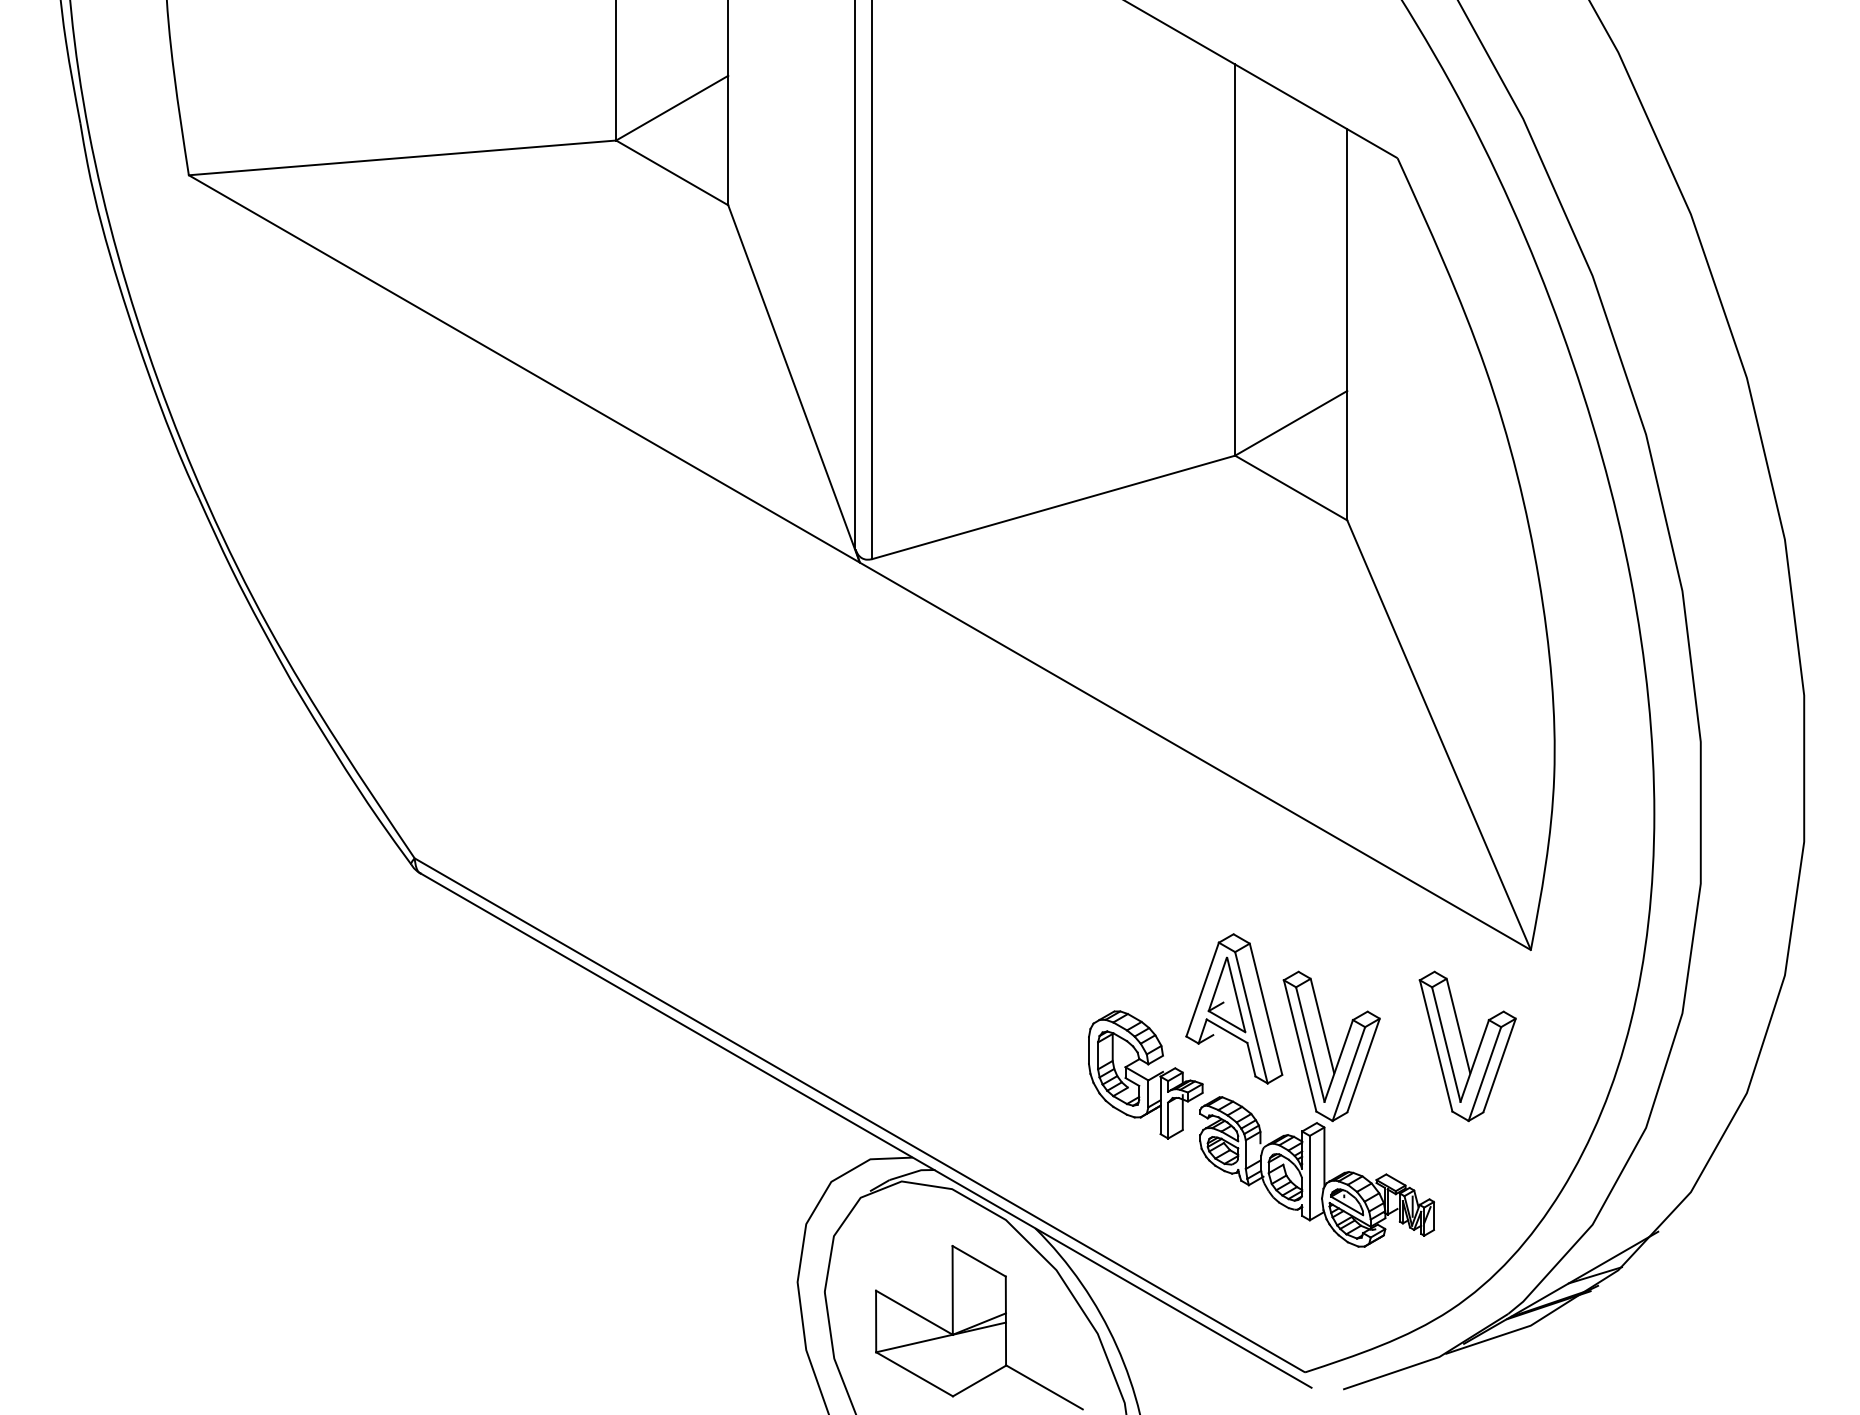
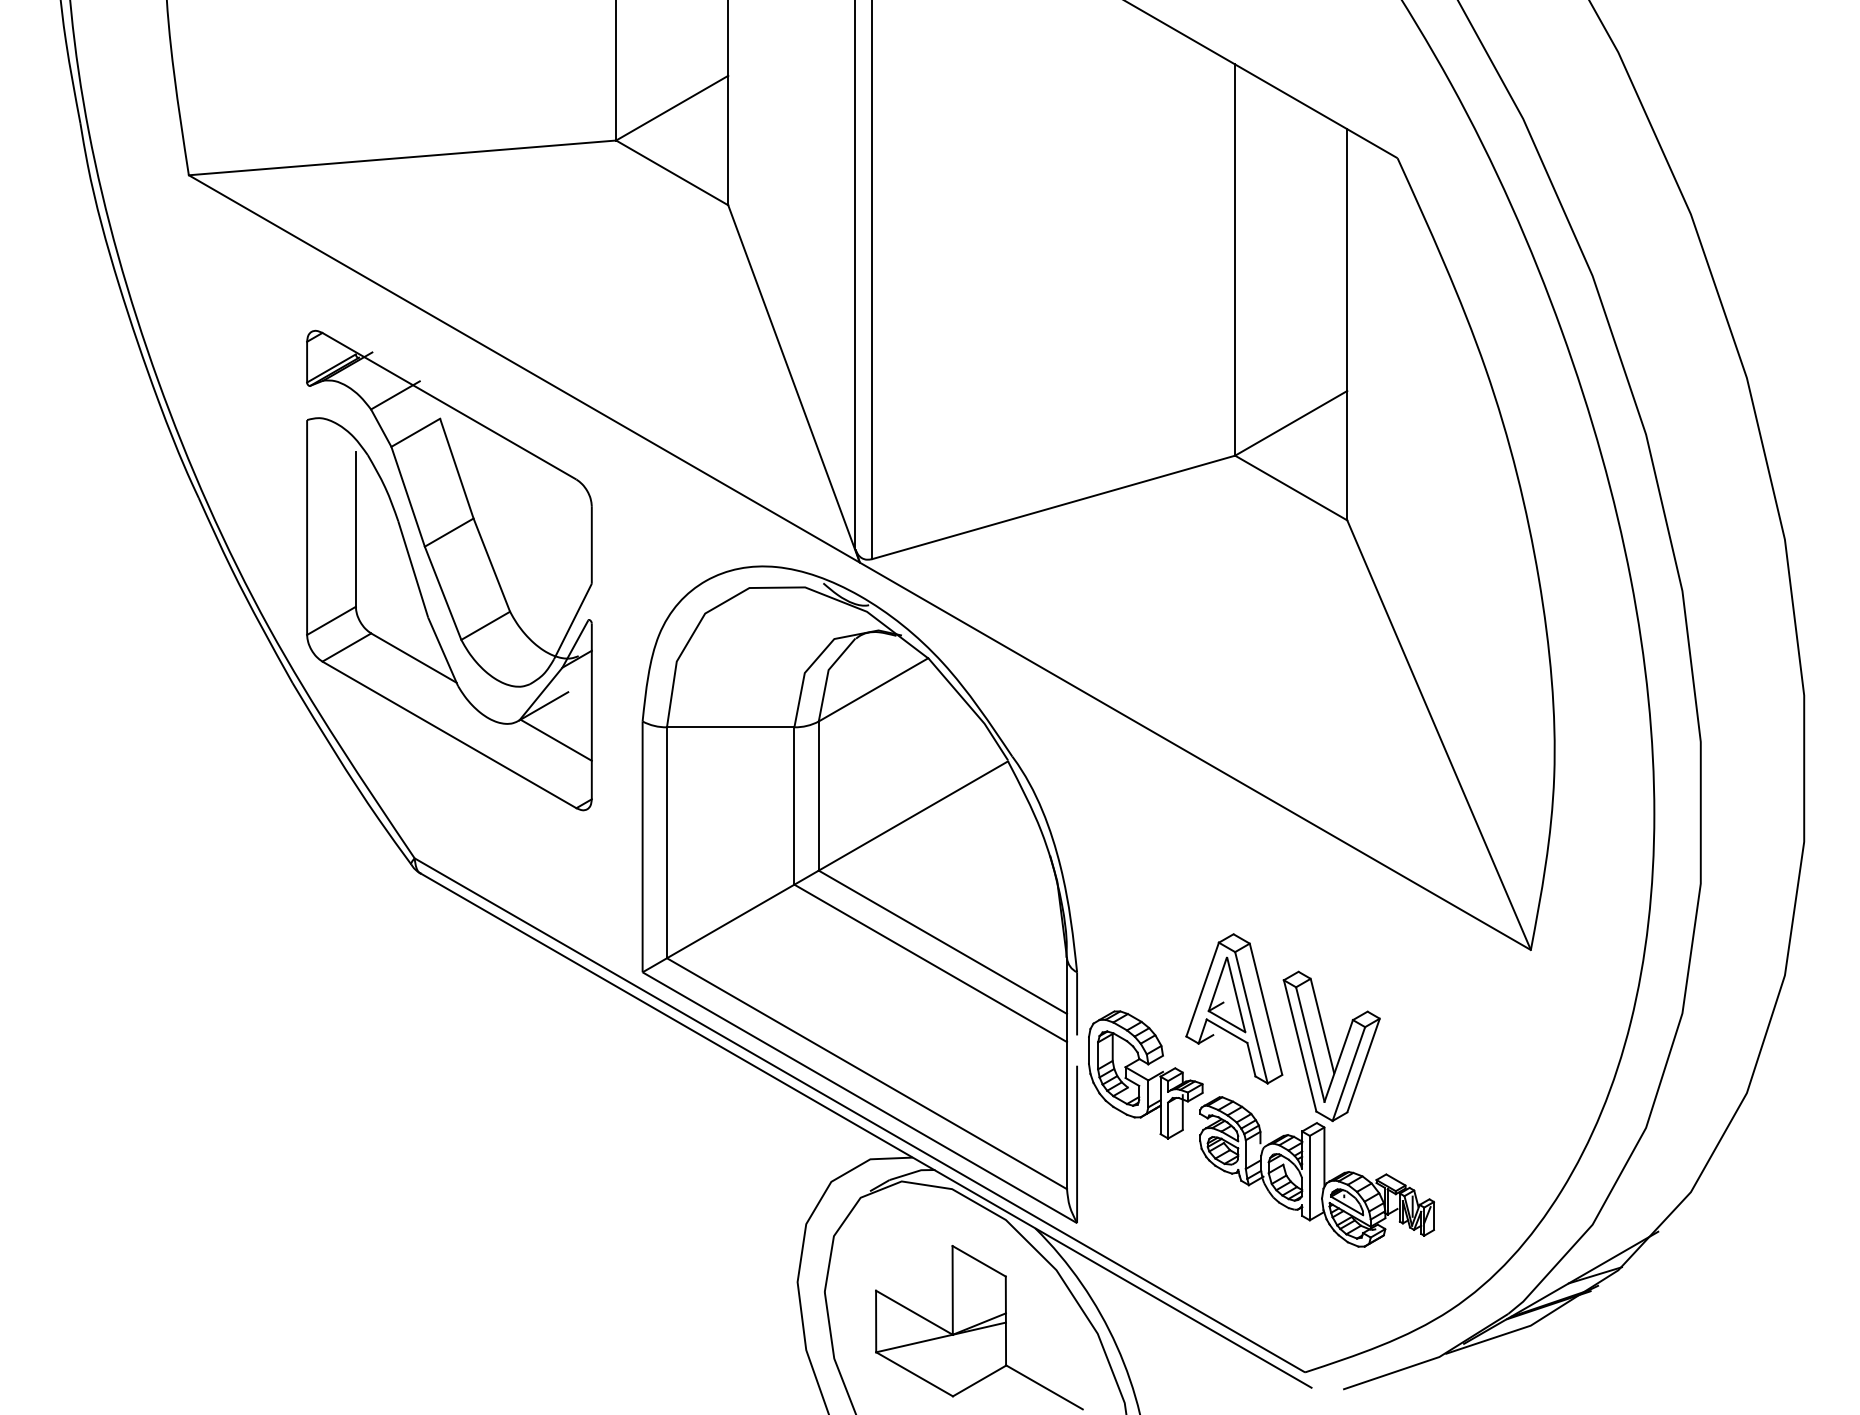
part: none -> present (449, 570)
part: none -> present (859, 894)
part: present -> none (1467, 1046)
